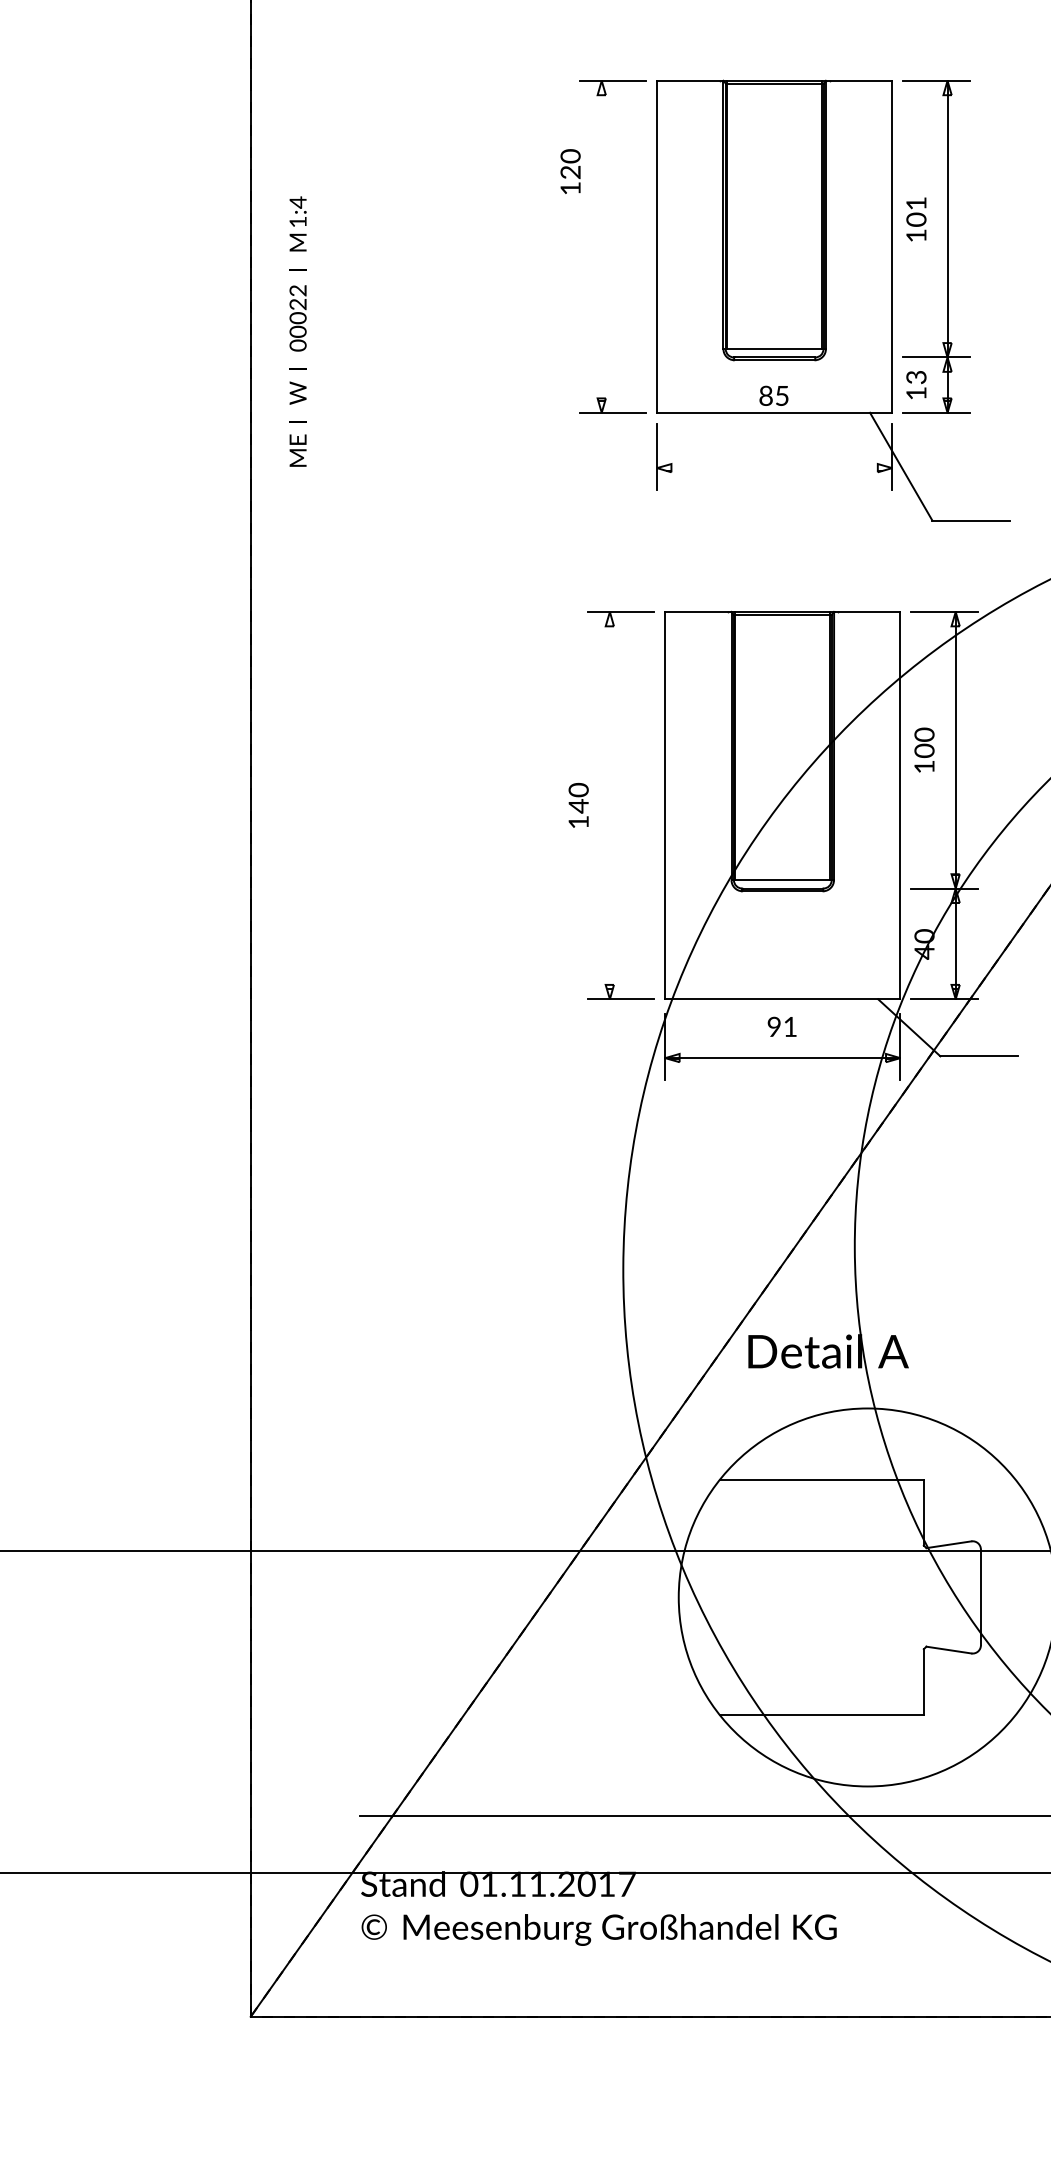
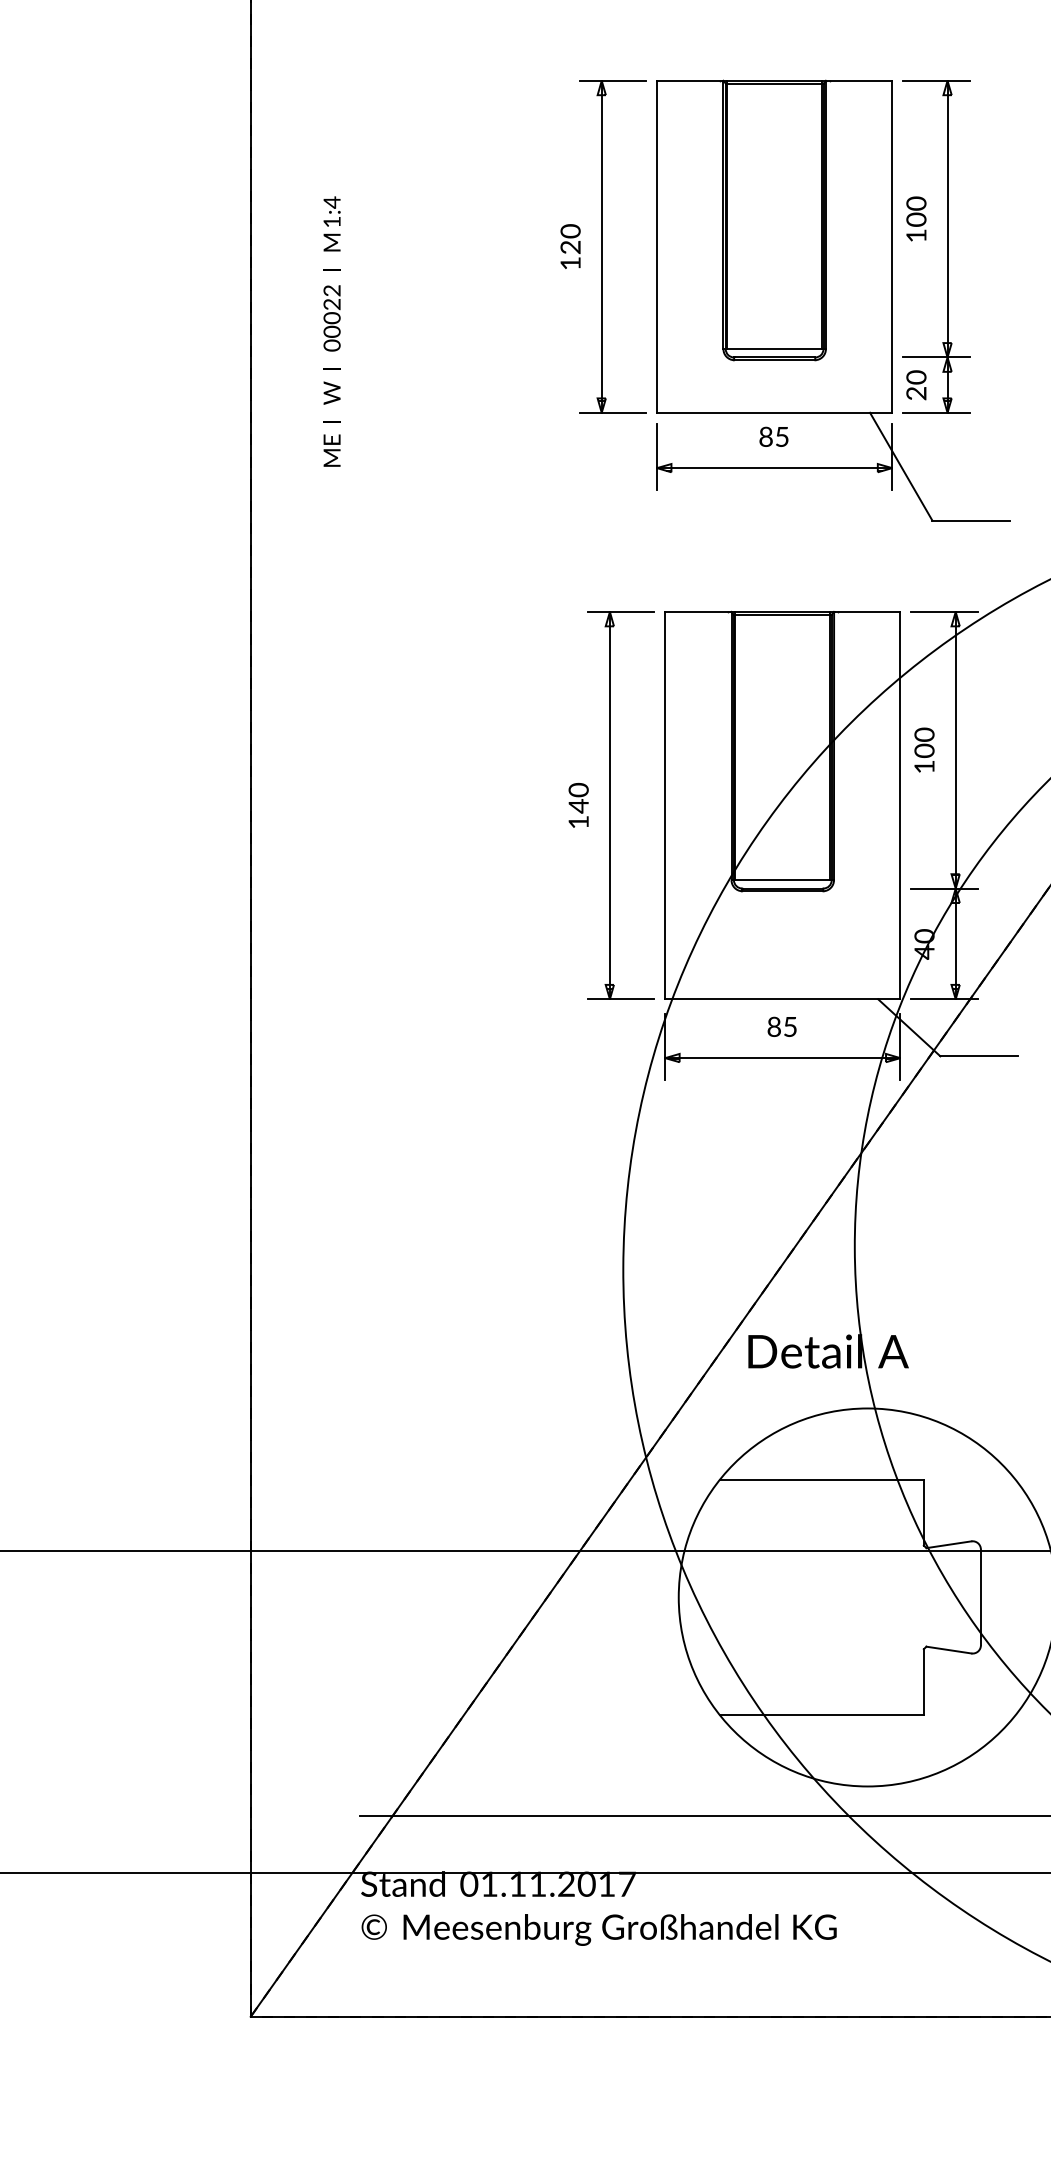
text position: (570, 171) -> (570, 246) (570, 246)
text: 101 -> 100 (916, 203)
line: none -> present (601, 246)
text position: (297, 331) -> (331, 331) (331, 331)
text: 13 -> 20 (916, 385)
text position: (773, 395) -> (773, 436) (773, 436)
line: none -> present (774, 468)
line: none -> present (609, 805)
text: 91 -> 85 (781, 1027)
